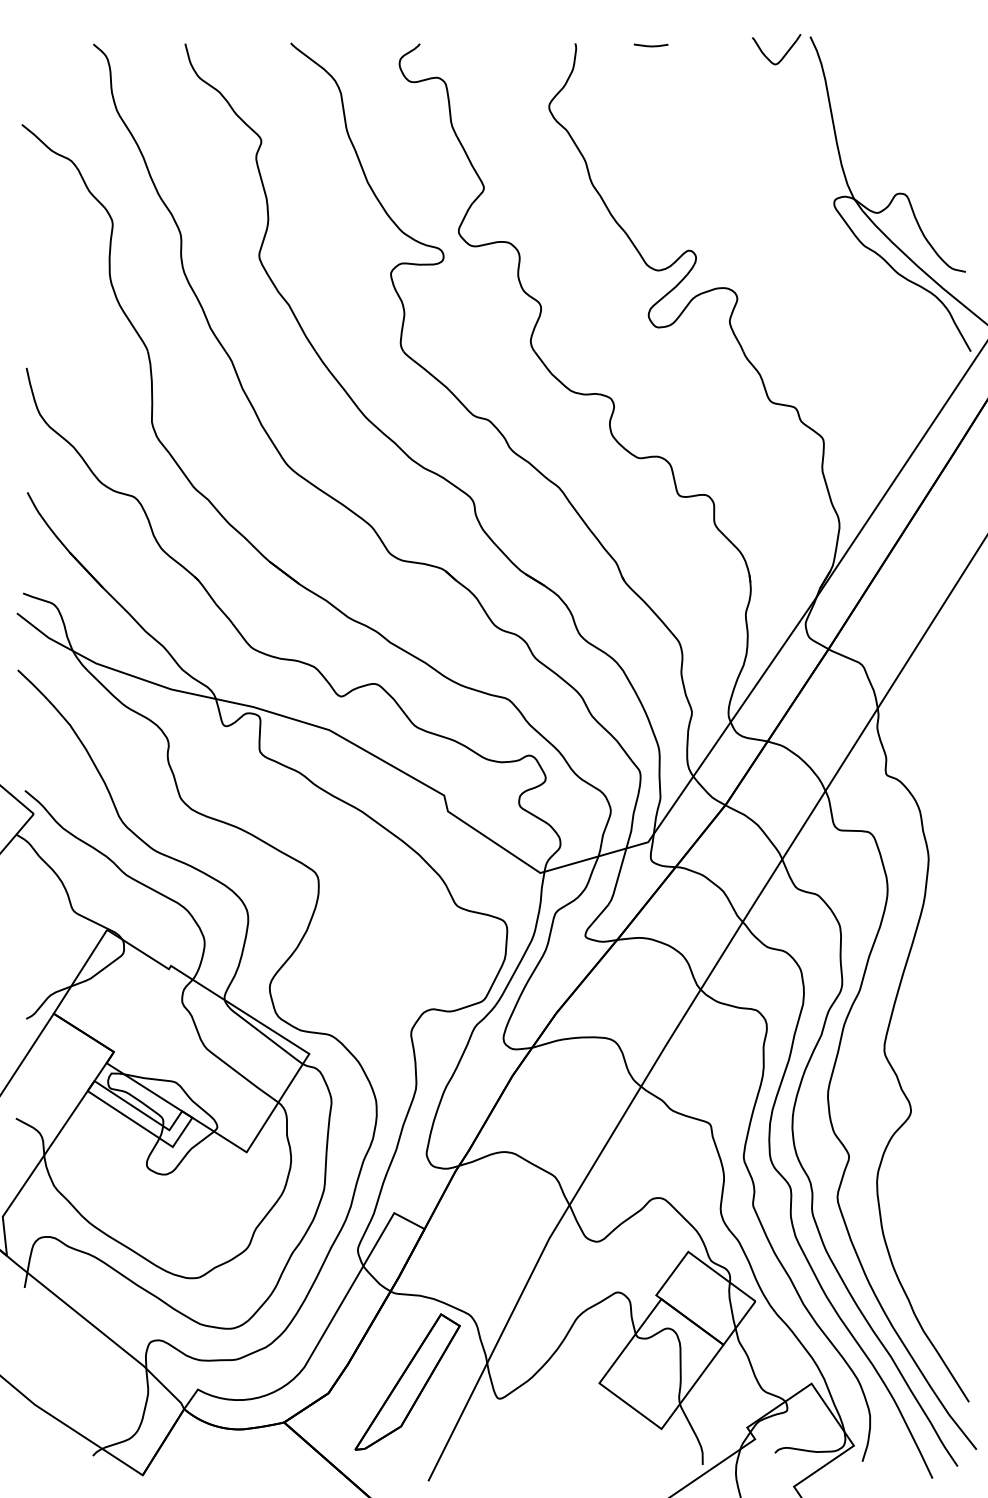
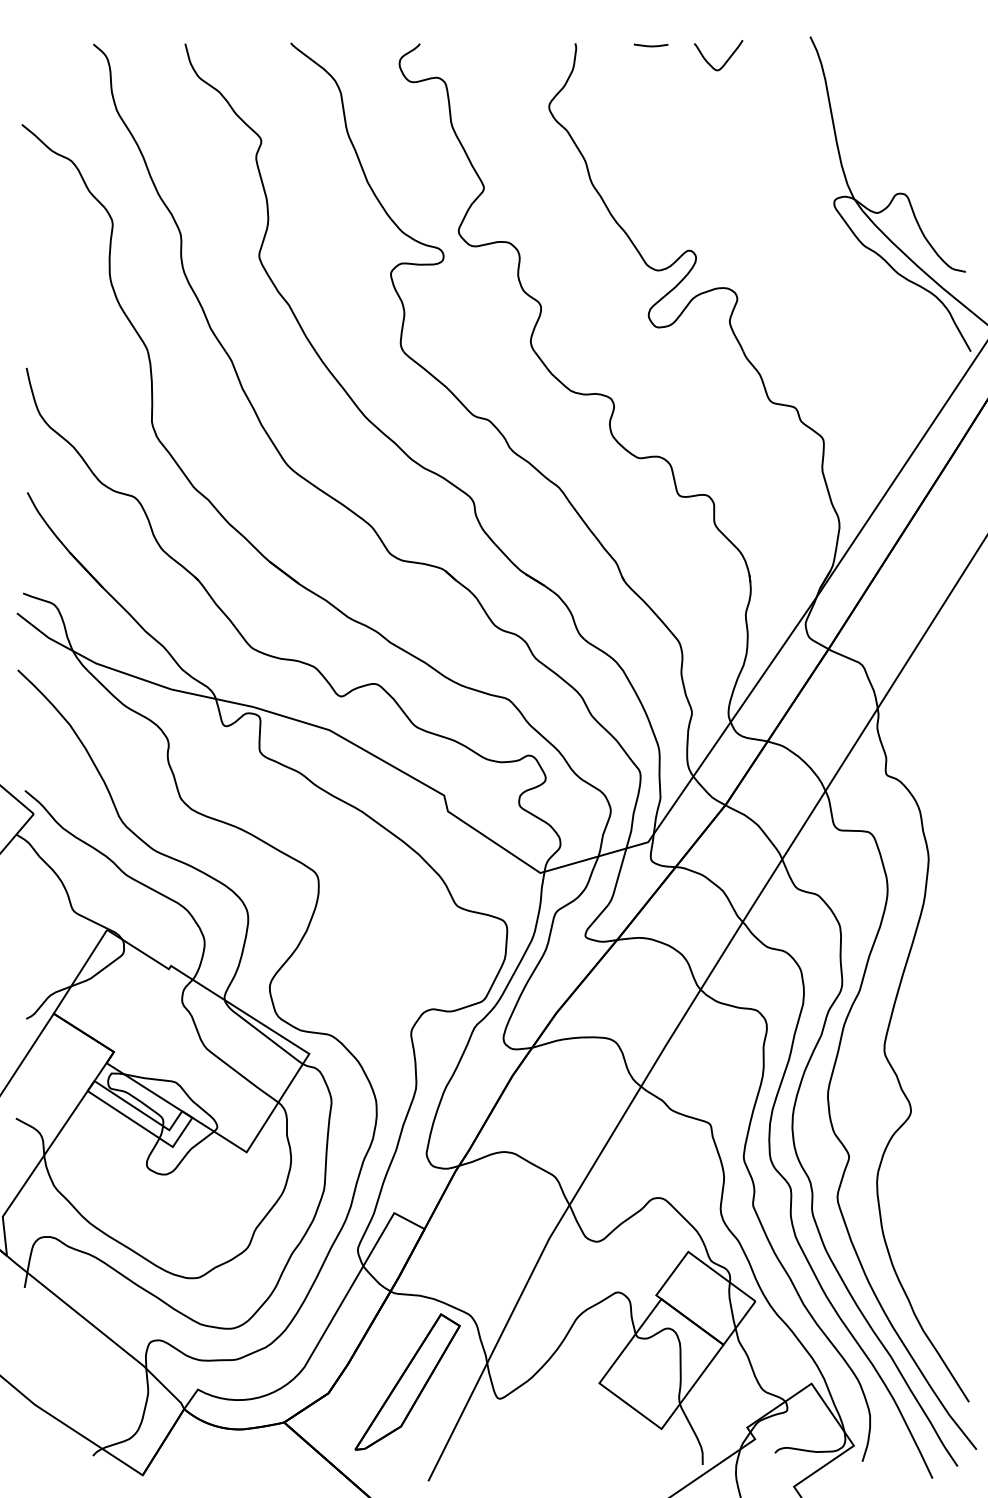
curve position: (783, 55) -> (725, 61) (725, 61)
